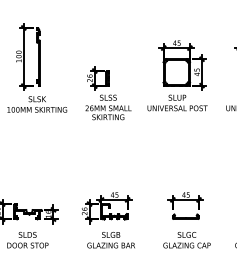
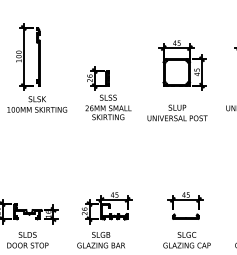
text position: (177, 102) -> (177, 112) (177, 112)
text position: (110, 240) -> (100, 240) (100, 240)
